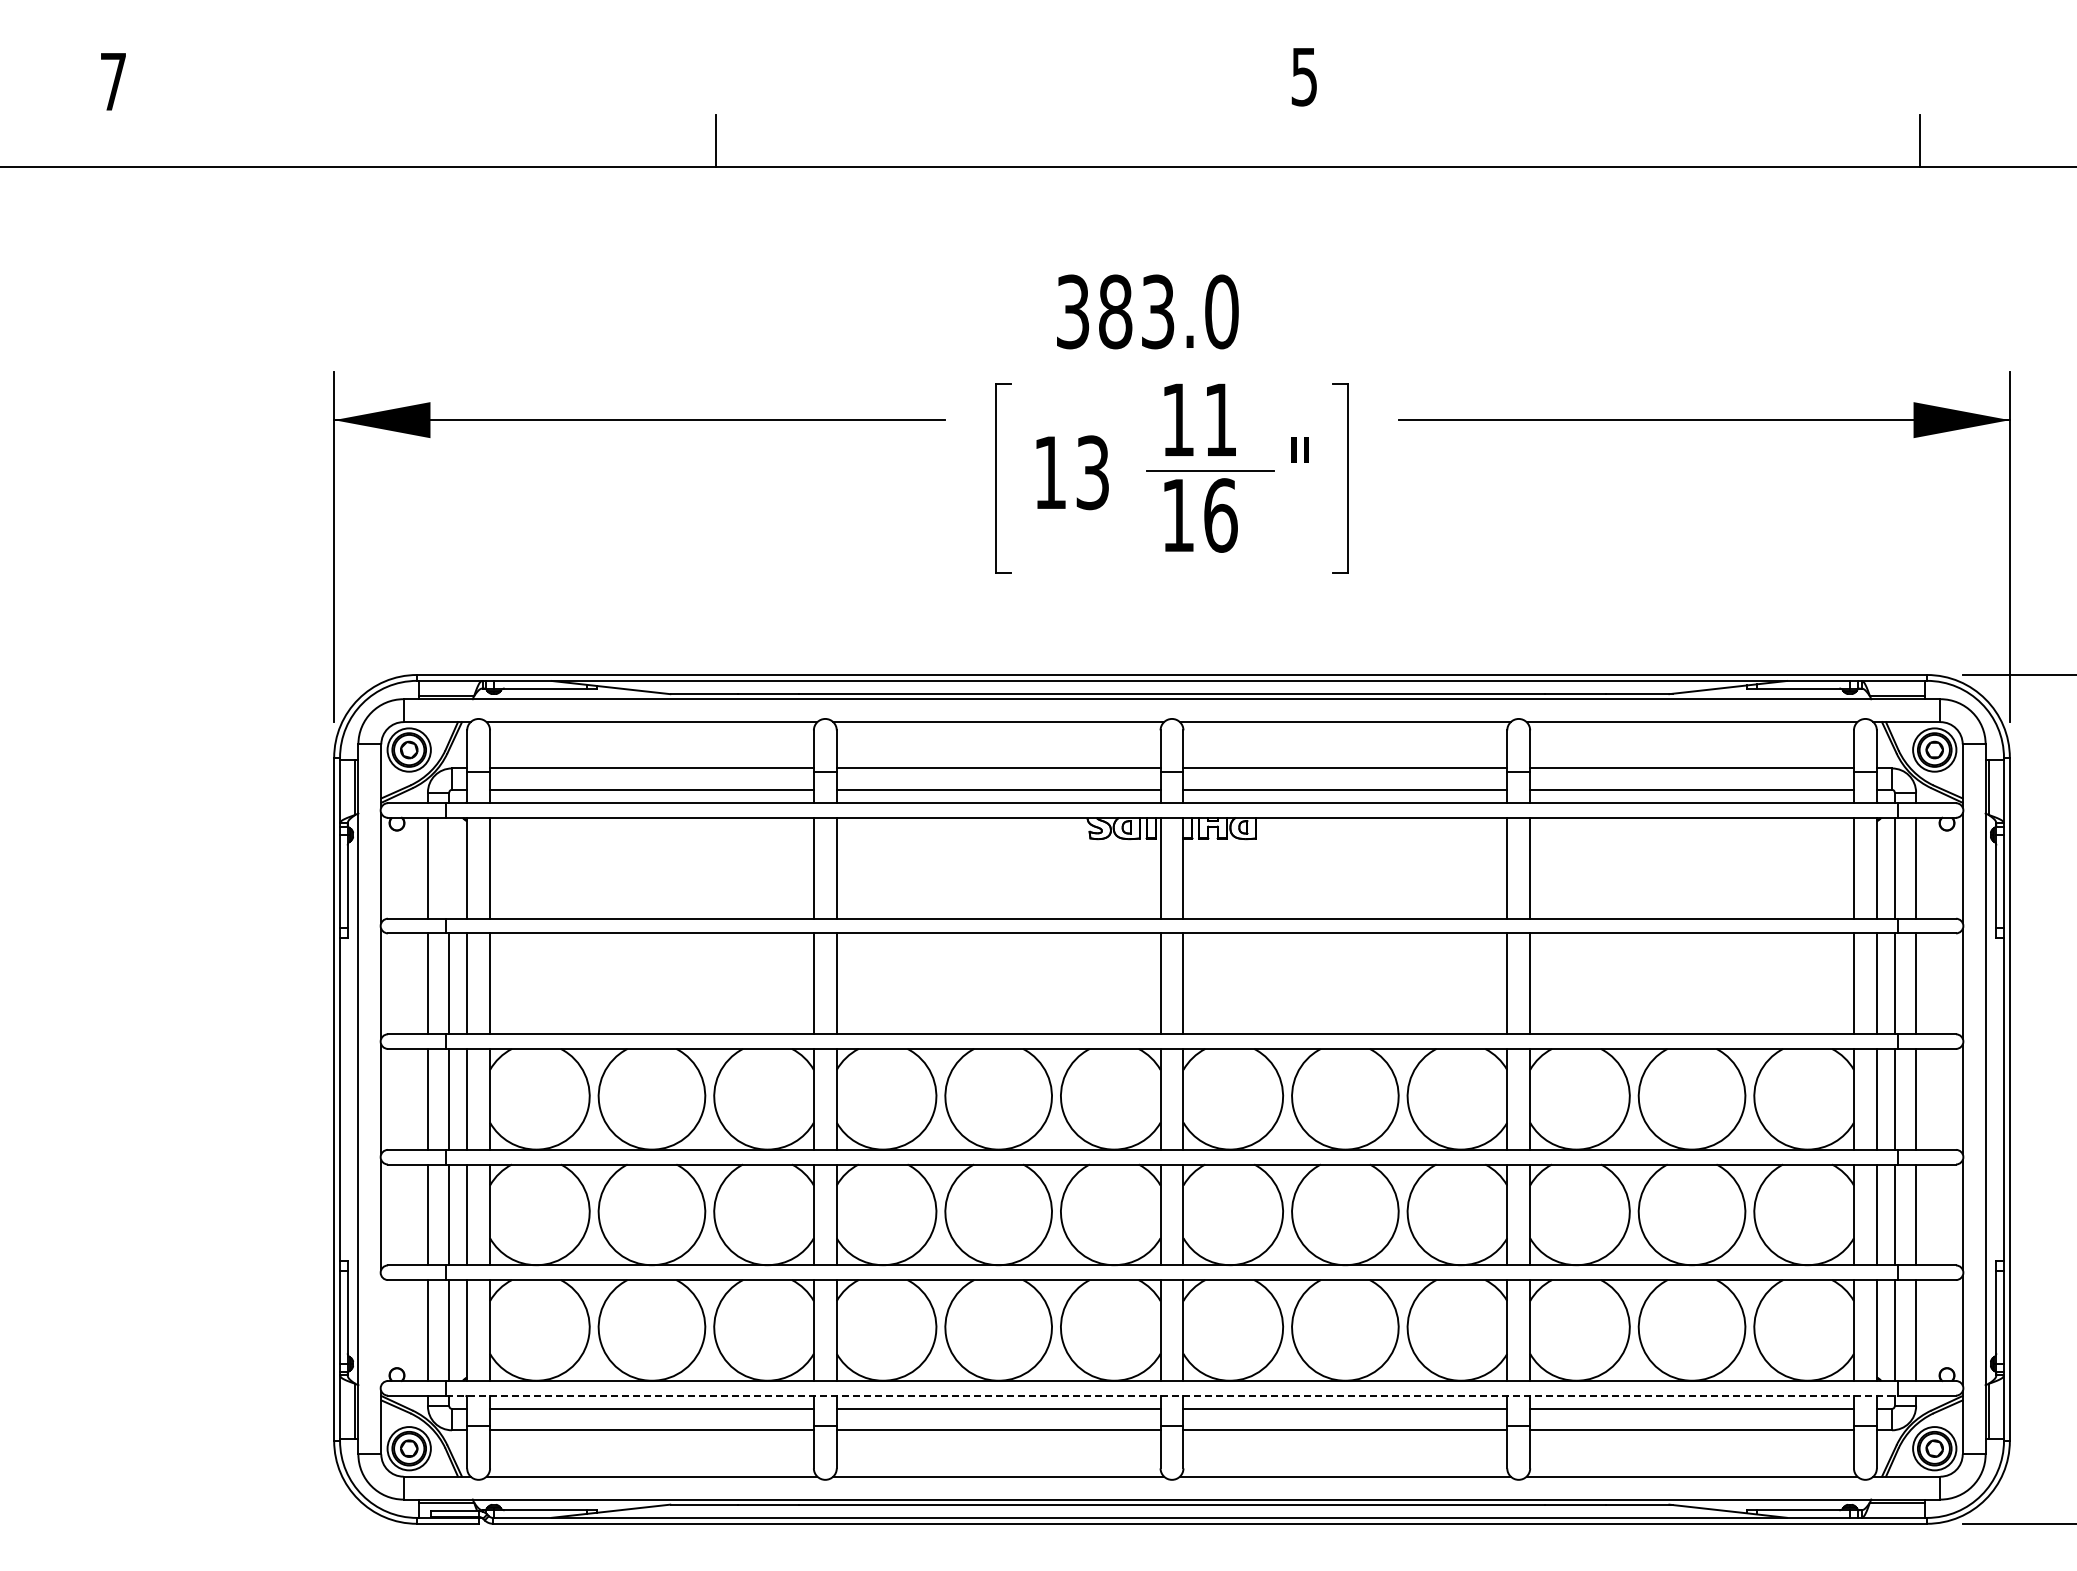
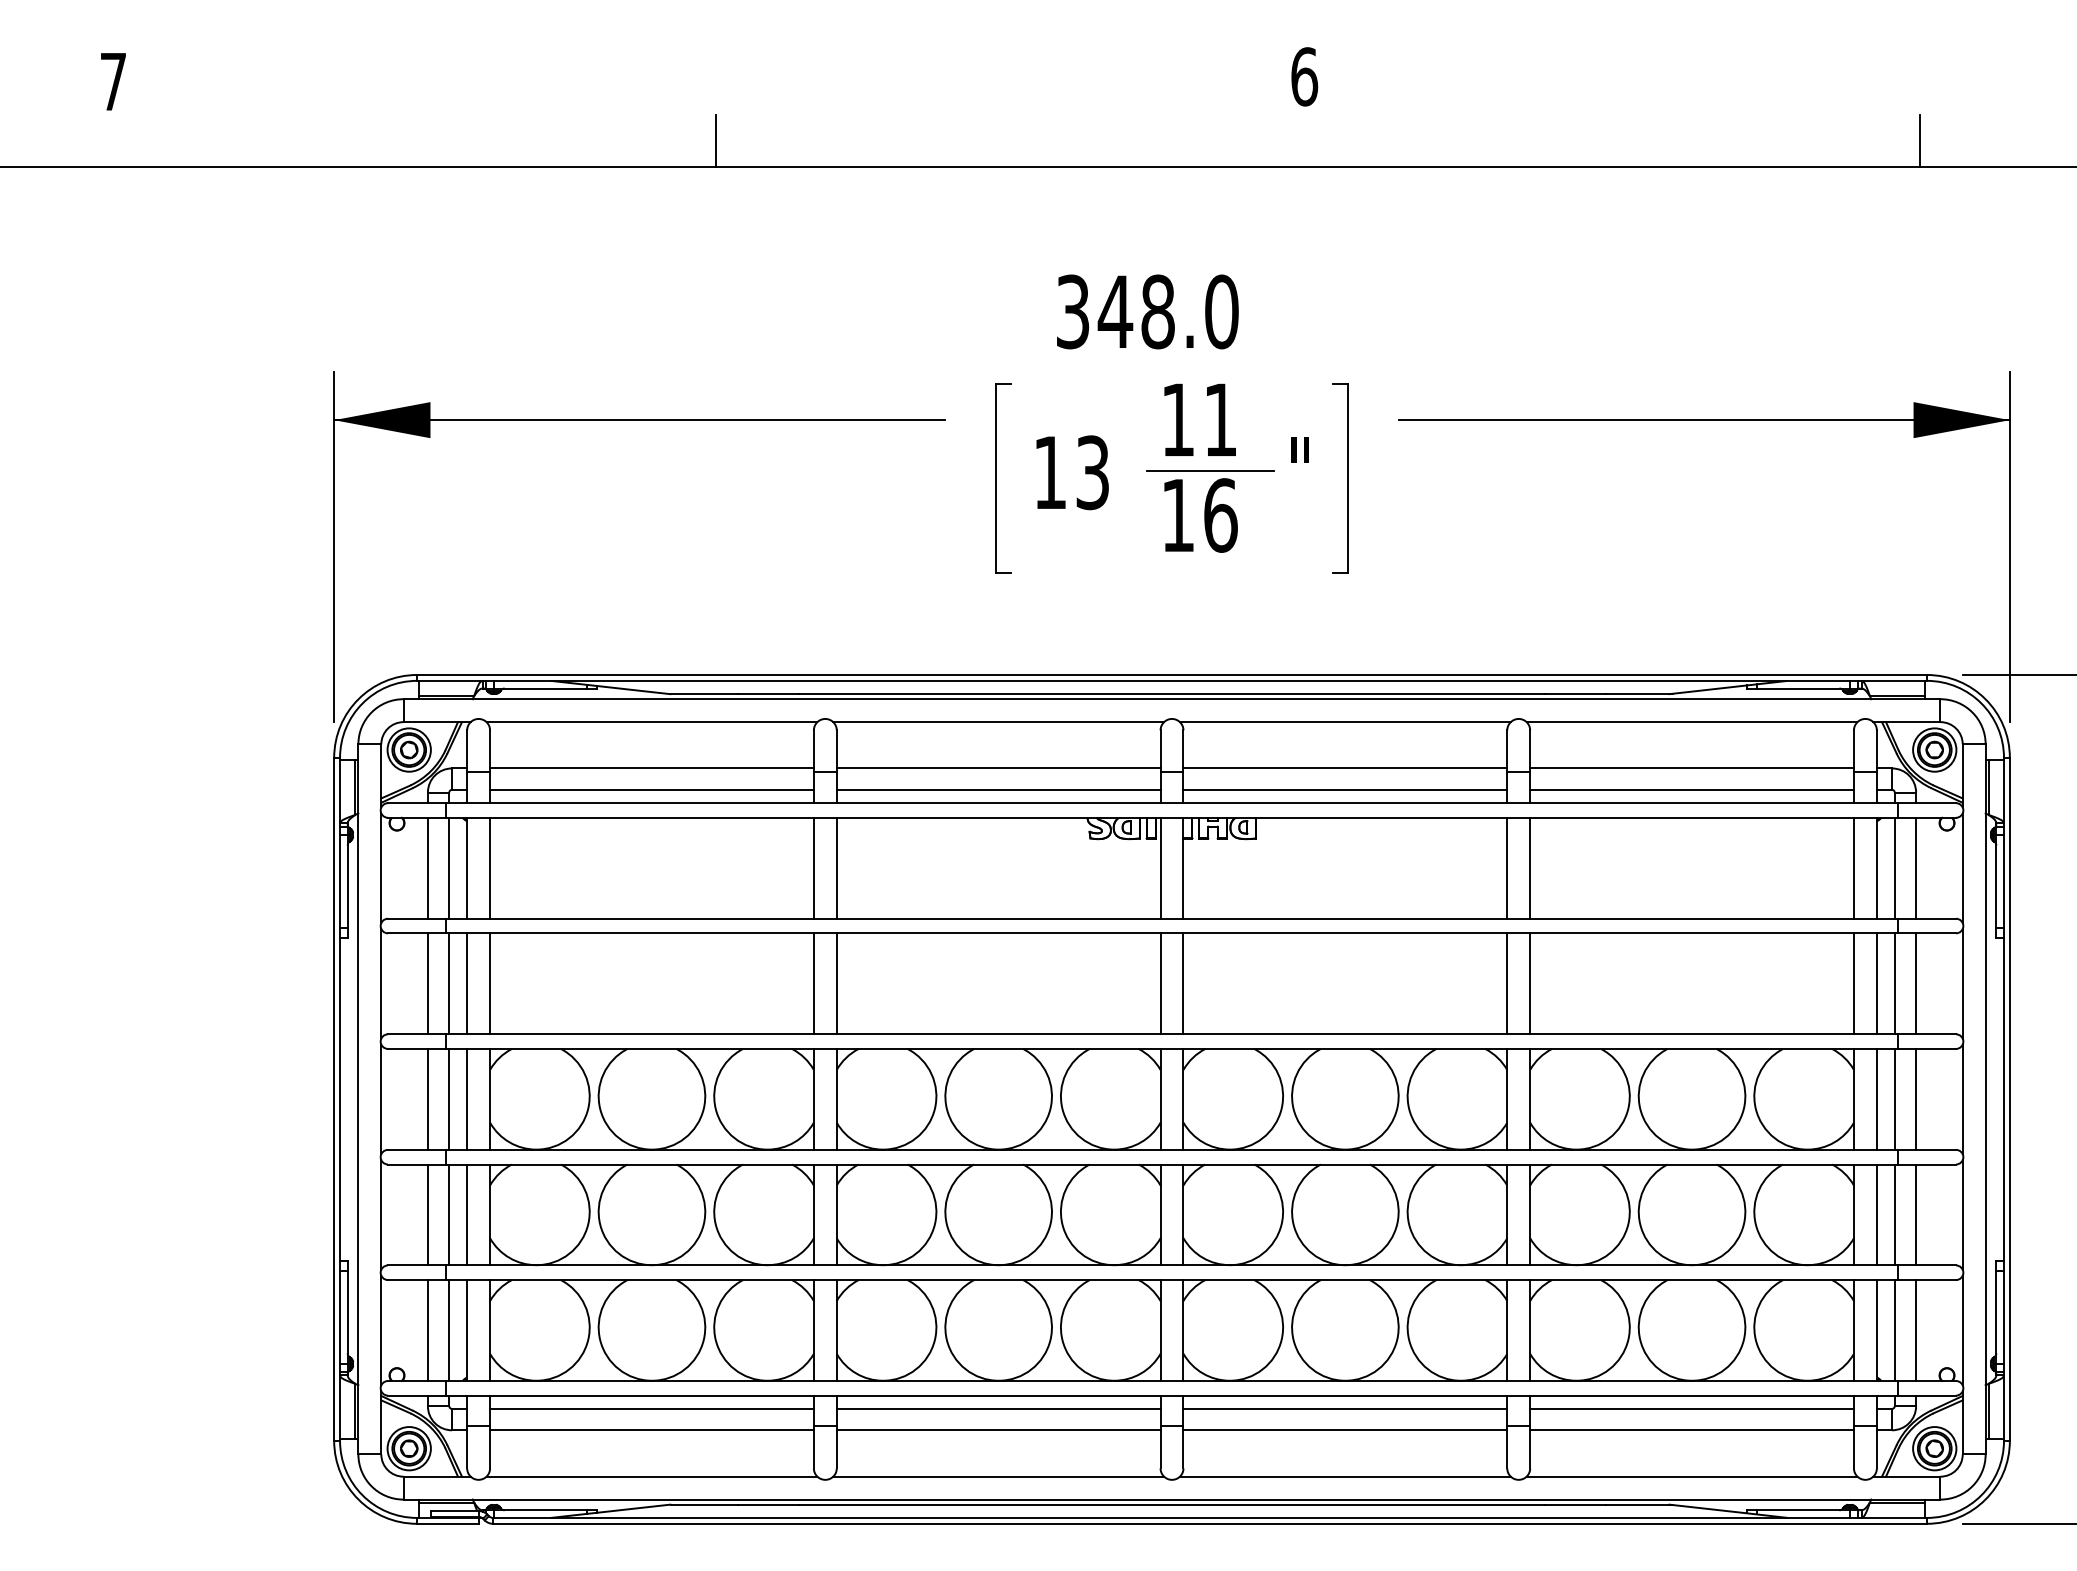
text: 5 -> 6 (1304, 76)
text: 383.0 -> 348.0 (1135, 311)
line: none -> present (449, 867)
line: none -> present (381, 1330)
line: dashed -> solid (1172, 1395)
